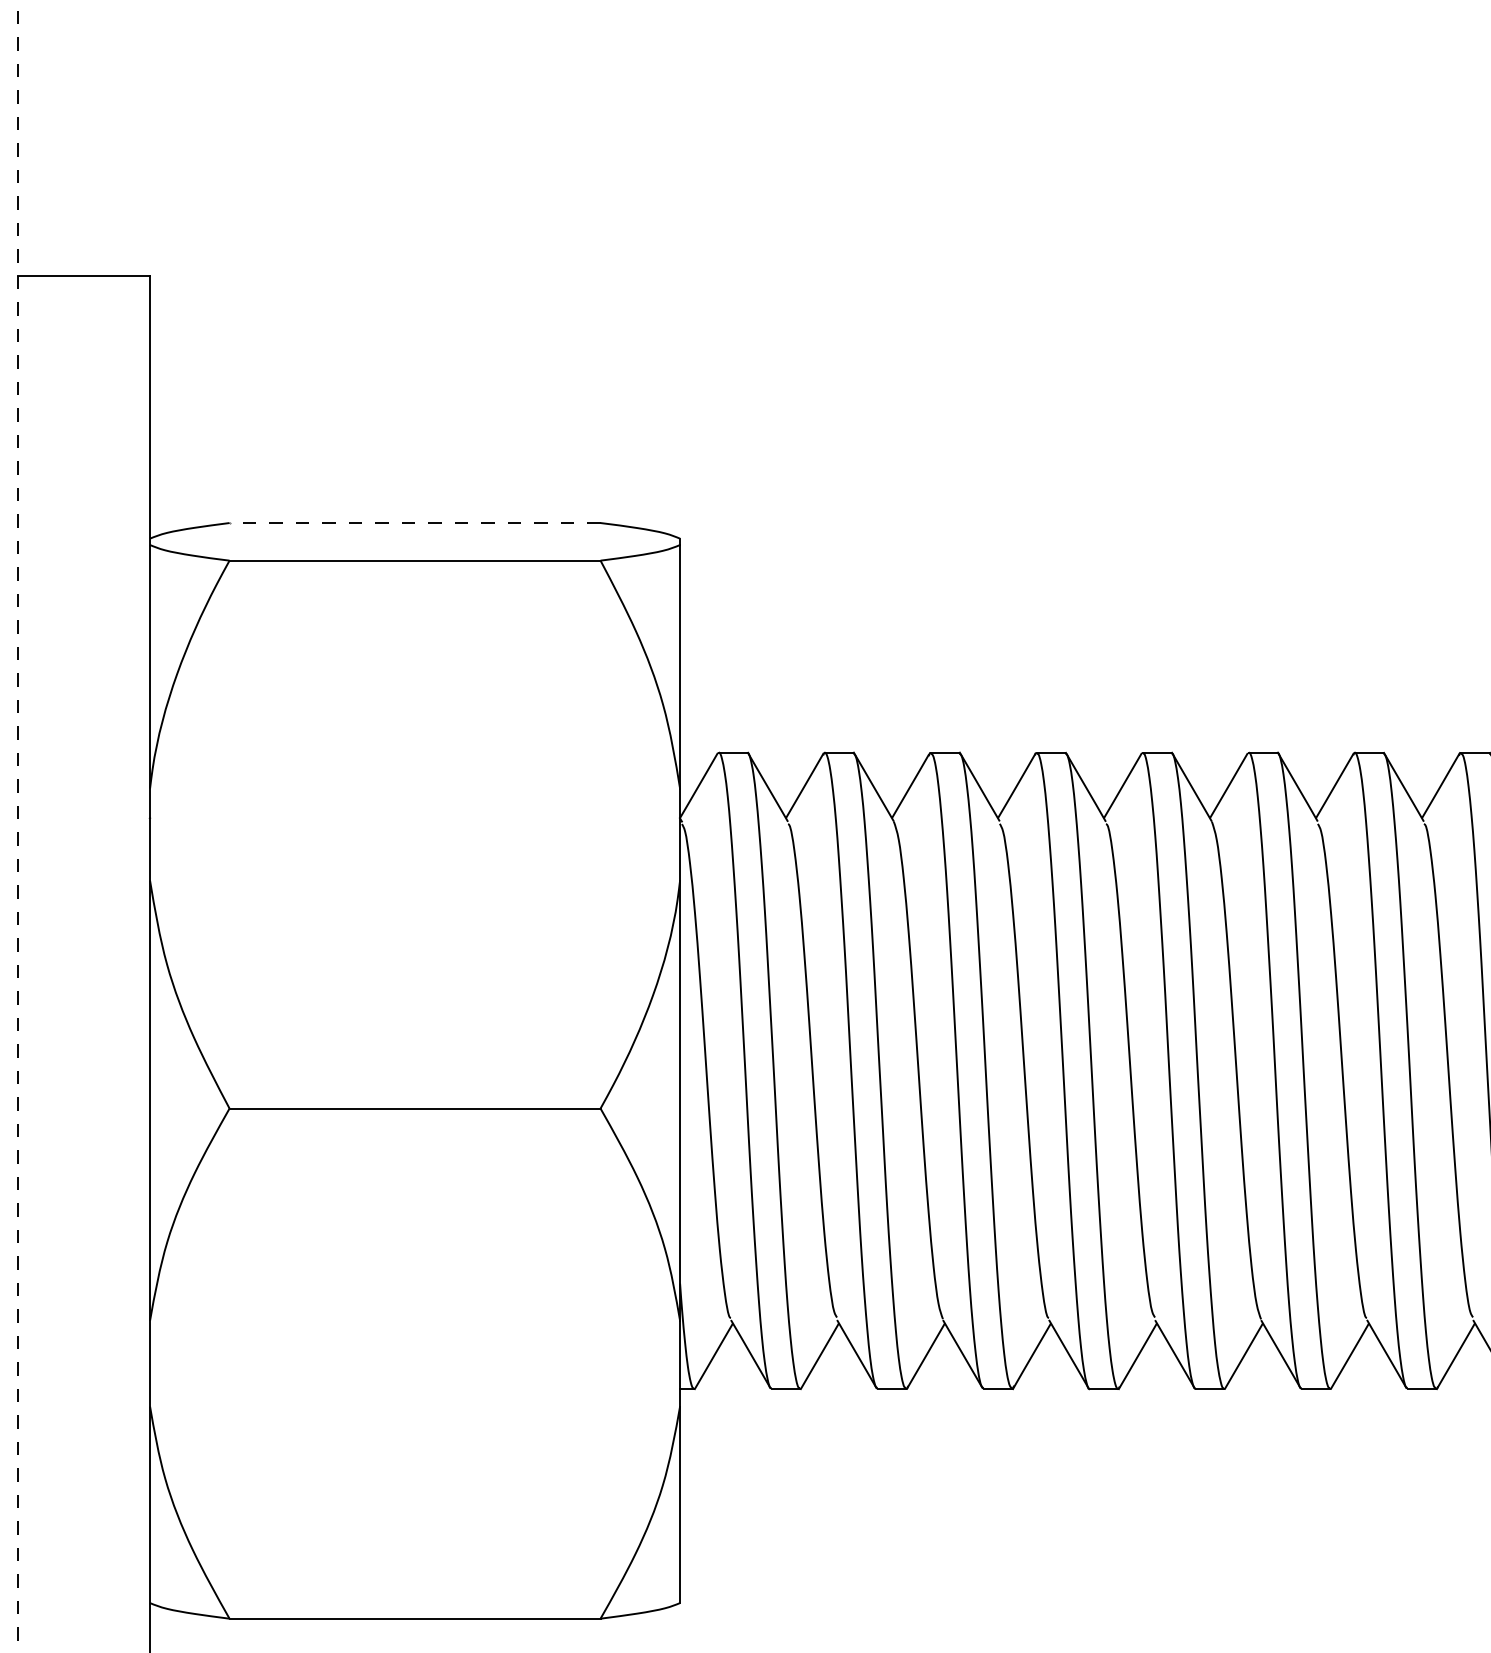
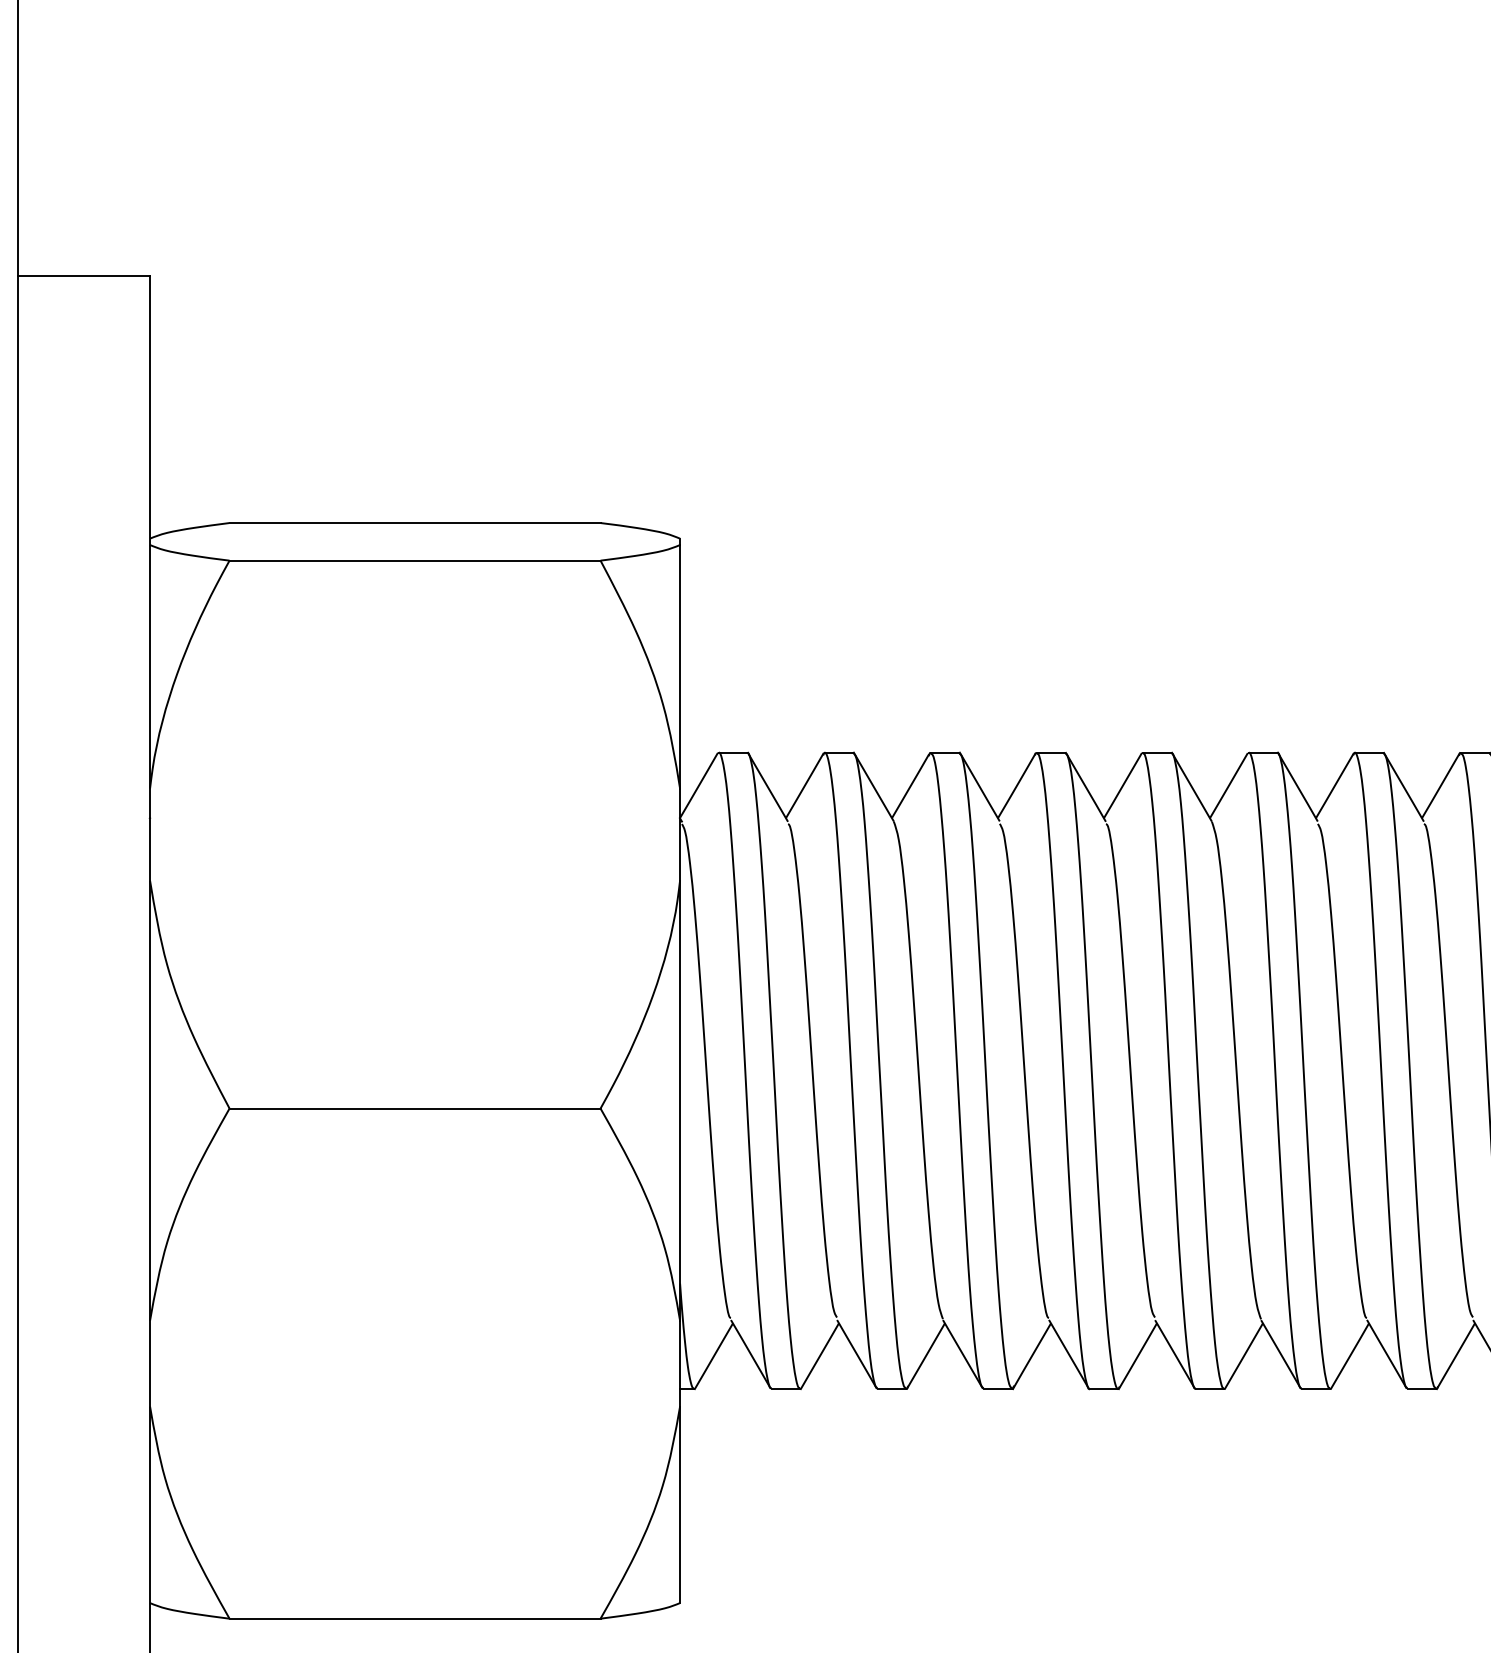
line: dashed -> solid (415, 523)
line: dashed -> solid (17, 827)
